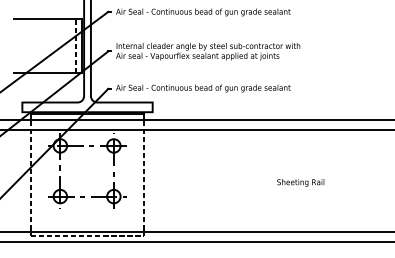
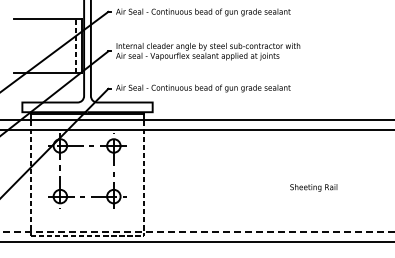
text position: (300, 182) -> (313, 187) (313, 187)
line: solid -> dashed (197, 231)
